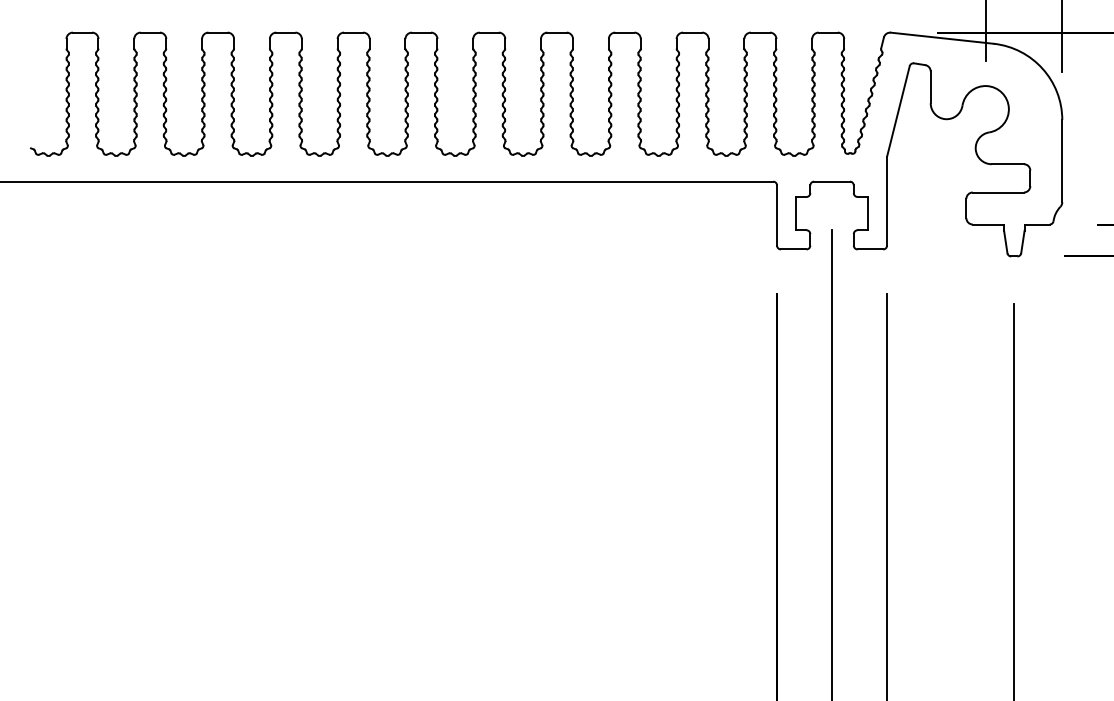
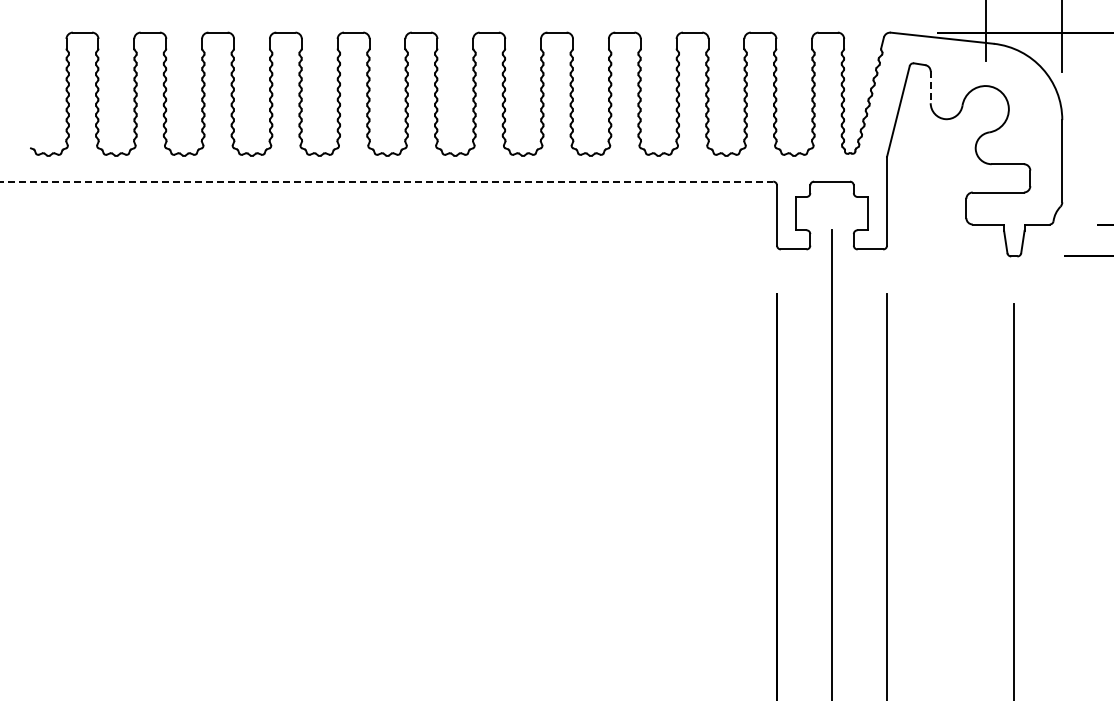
line: solid -> dashed (930, 87)
line: solid -> dashed (387, 181)
